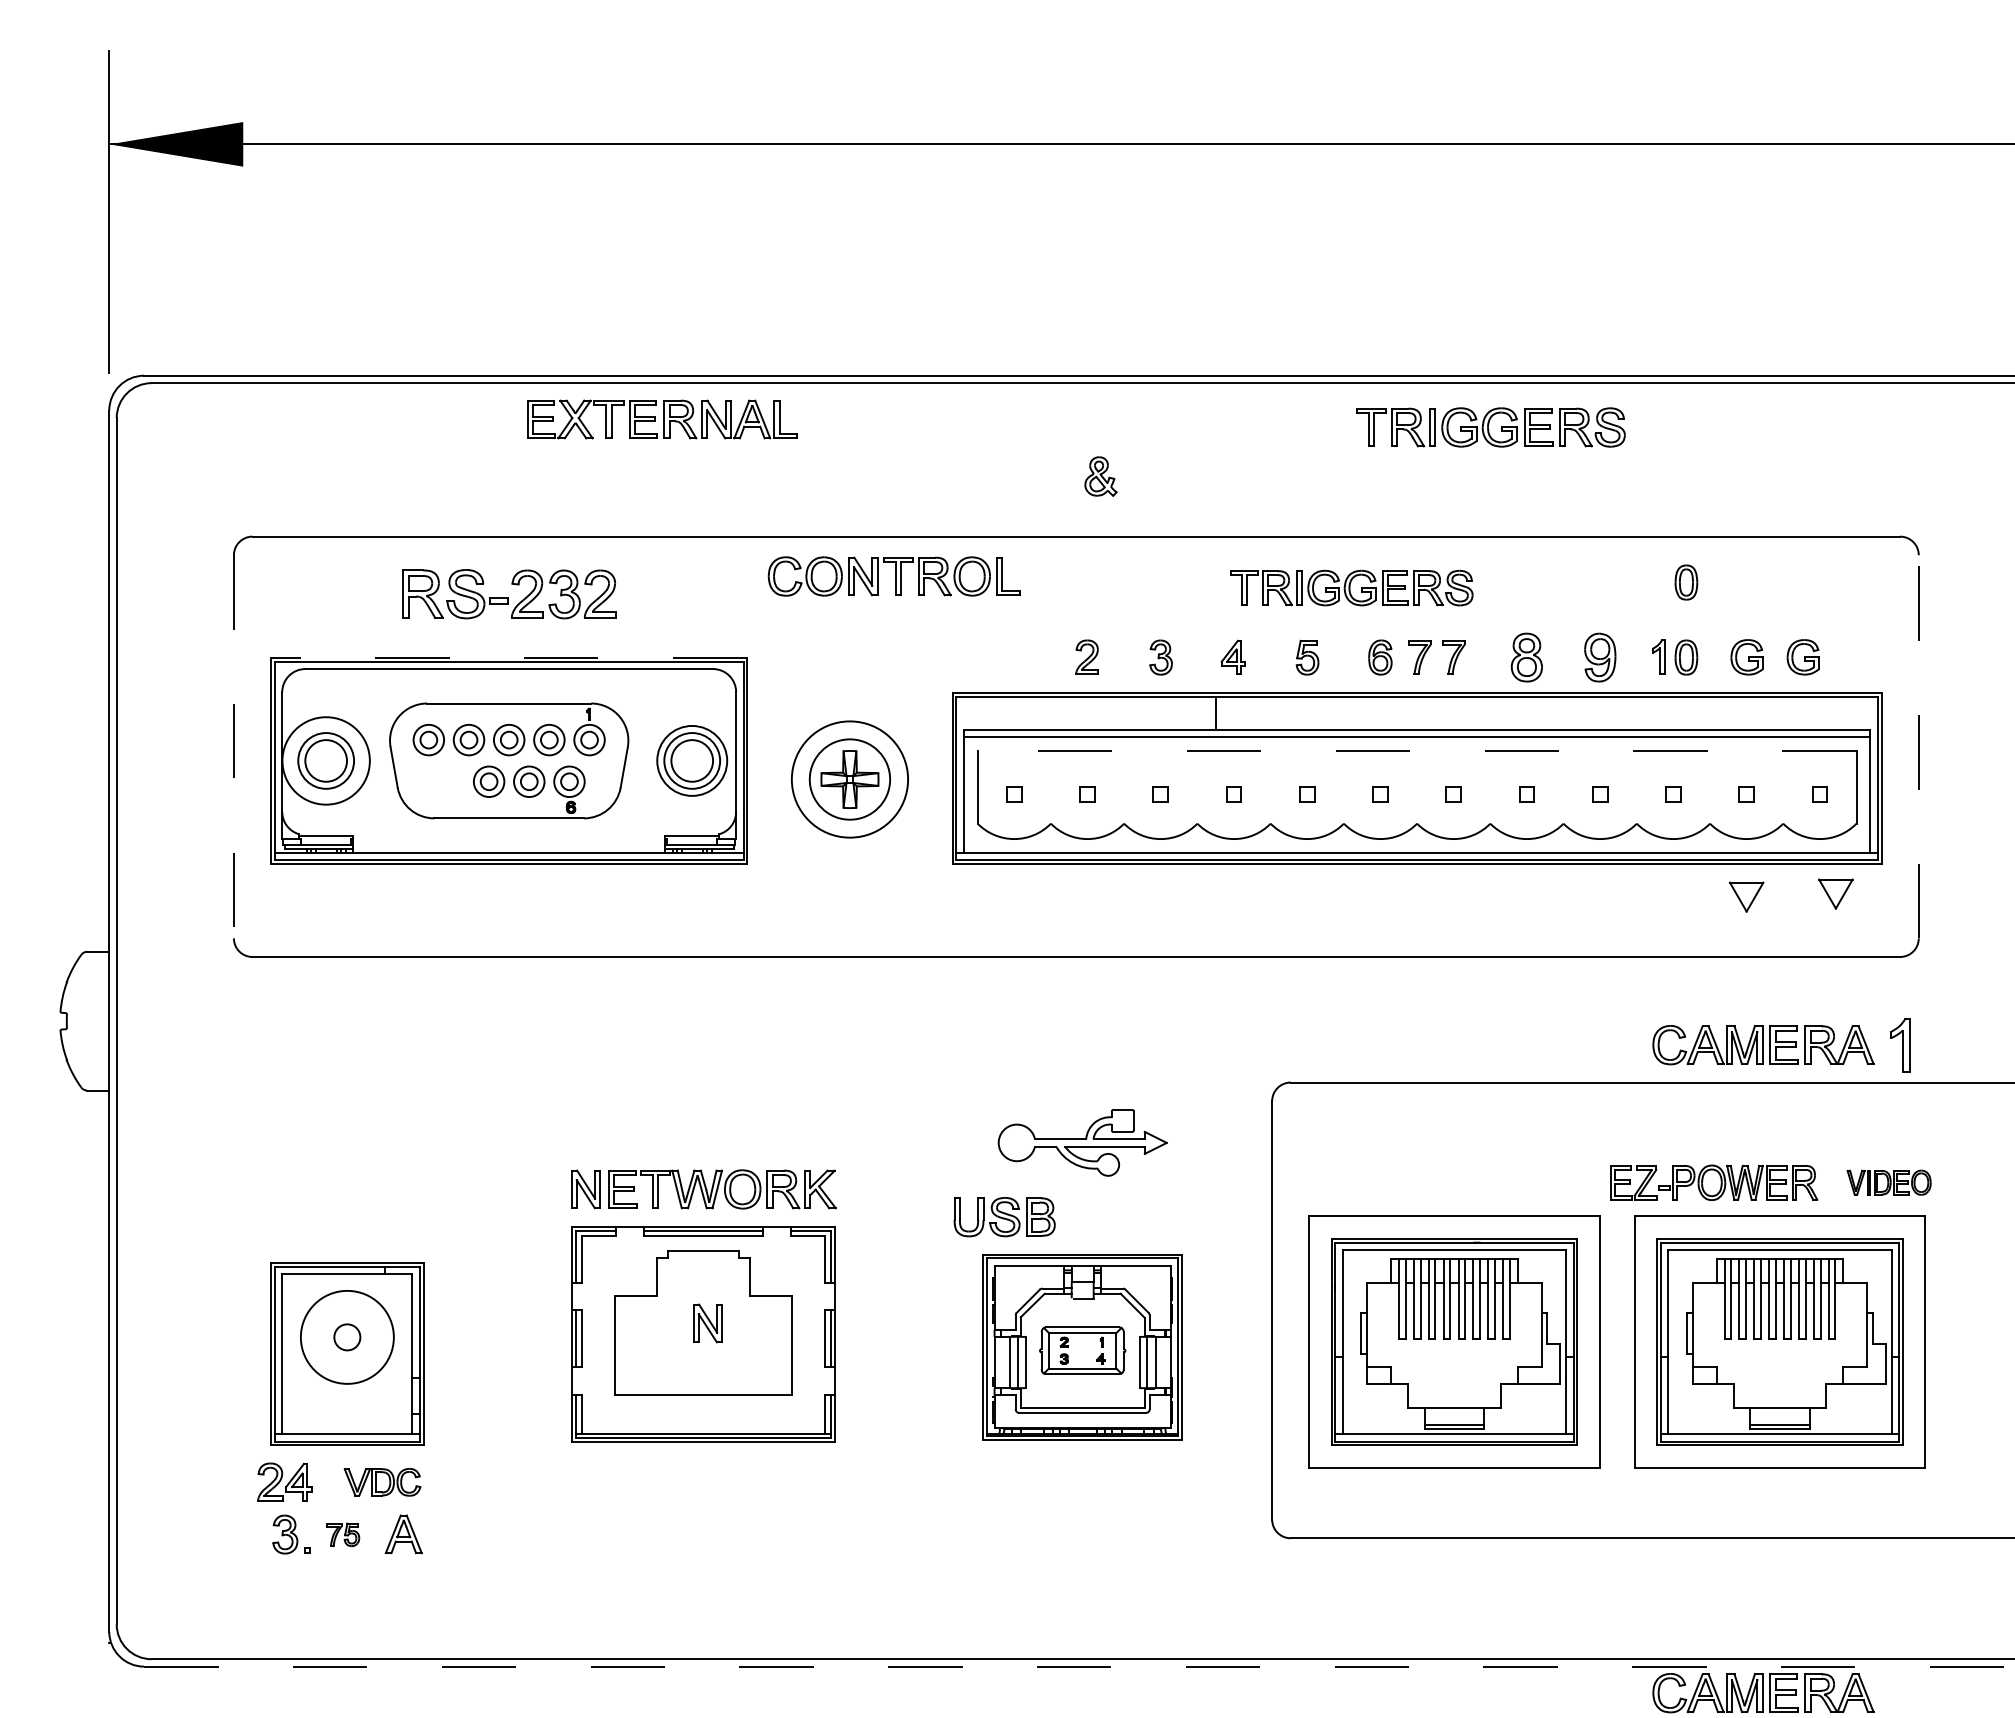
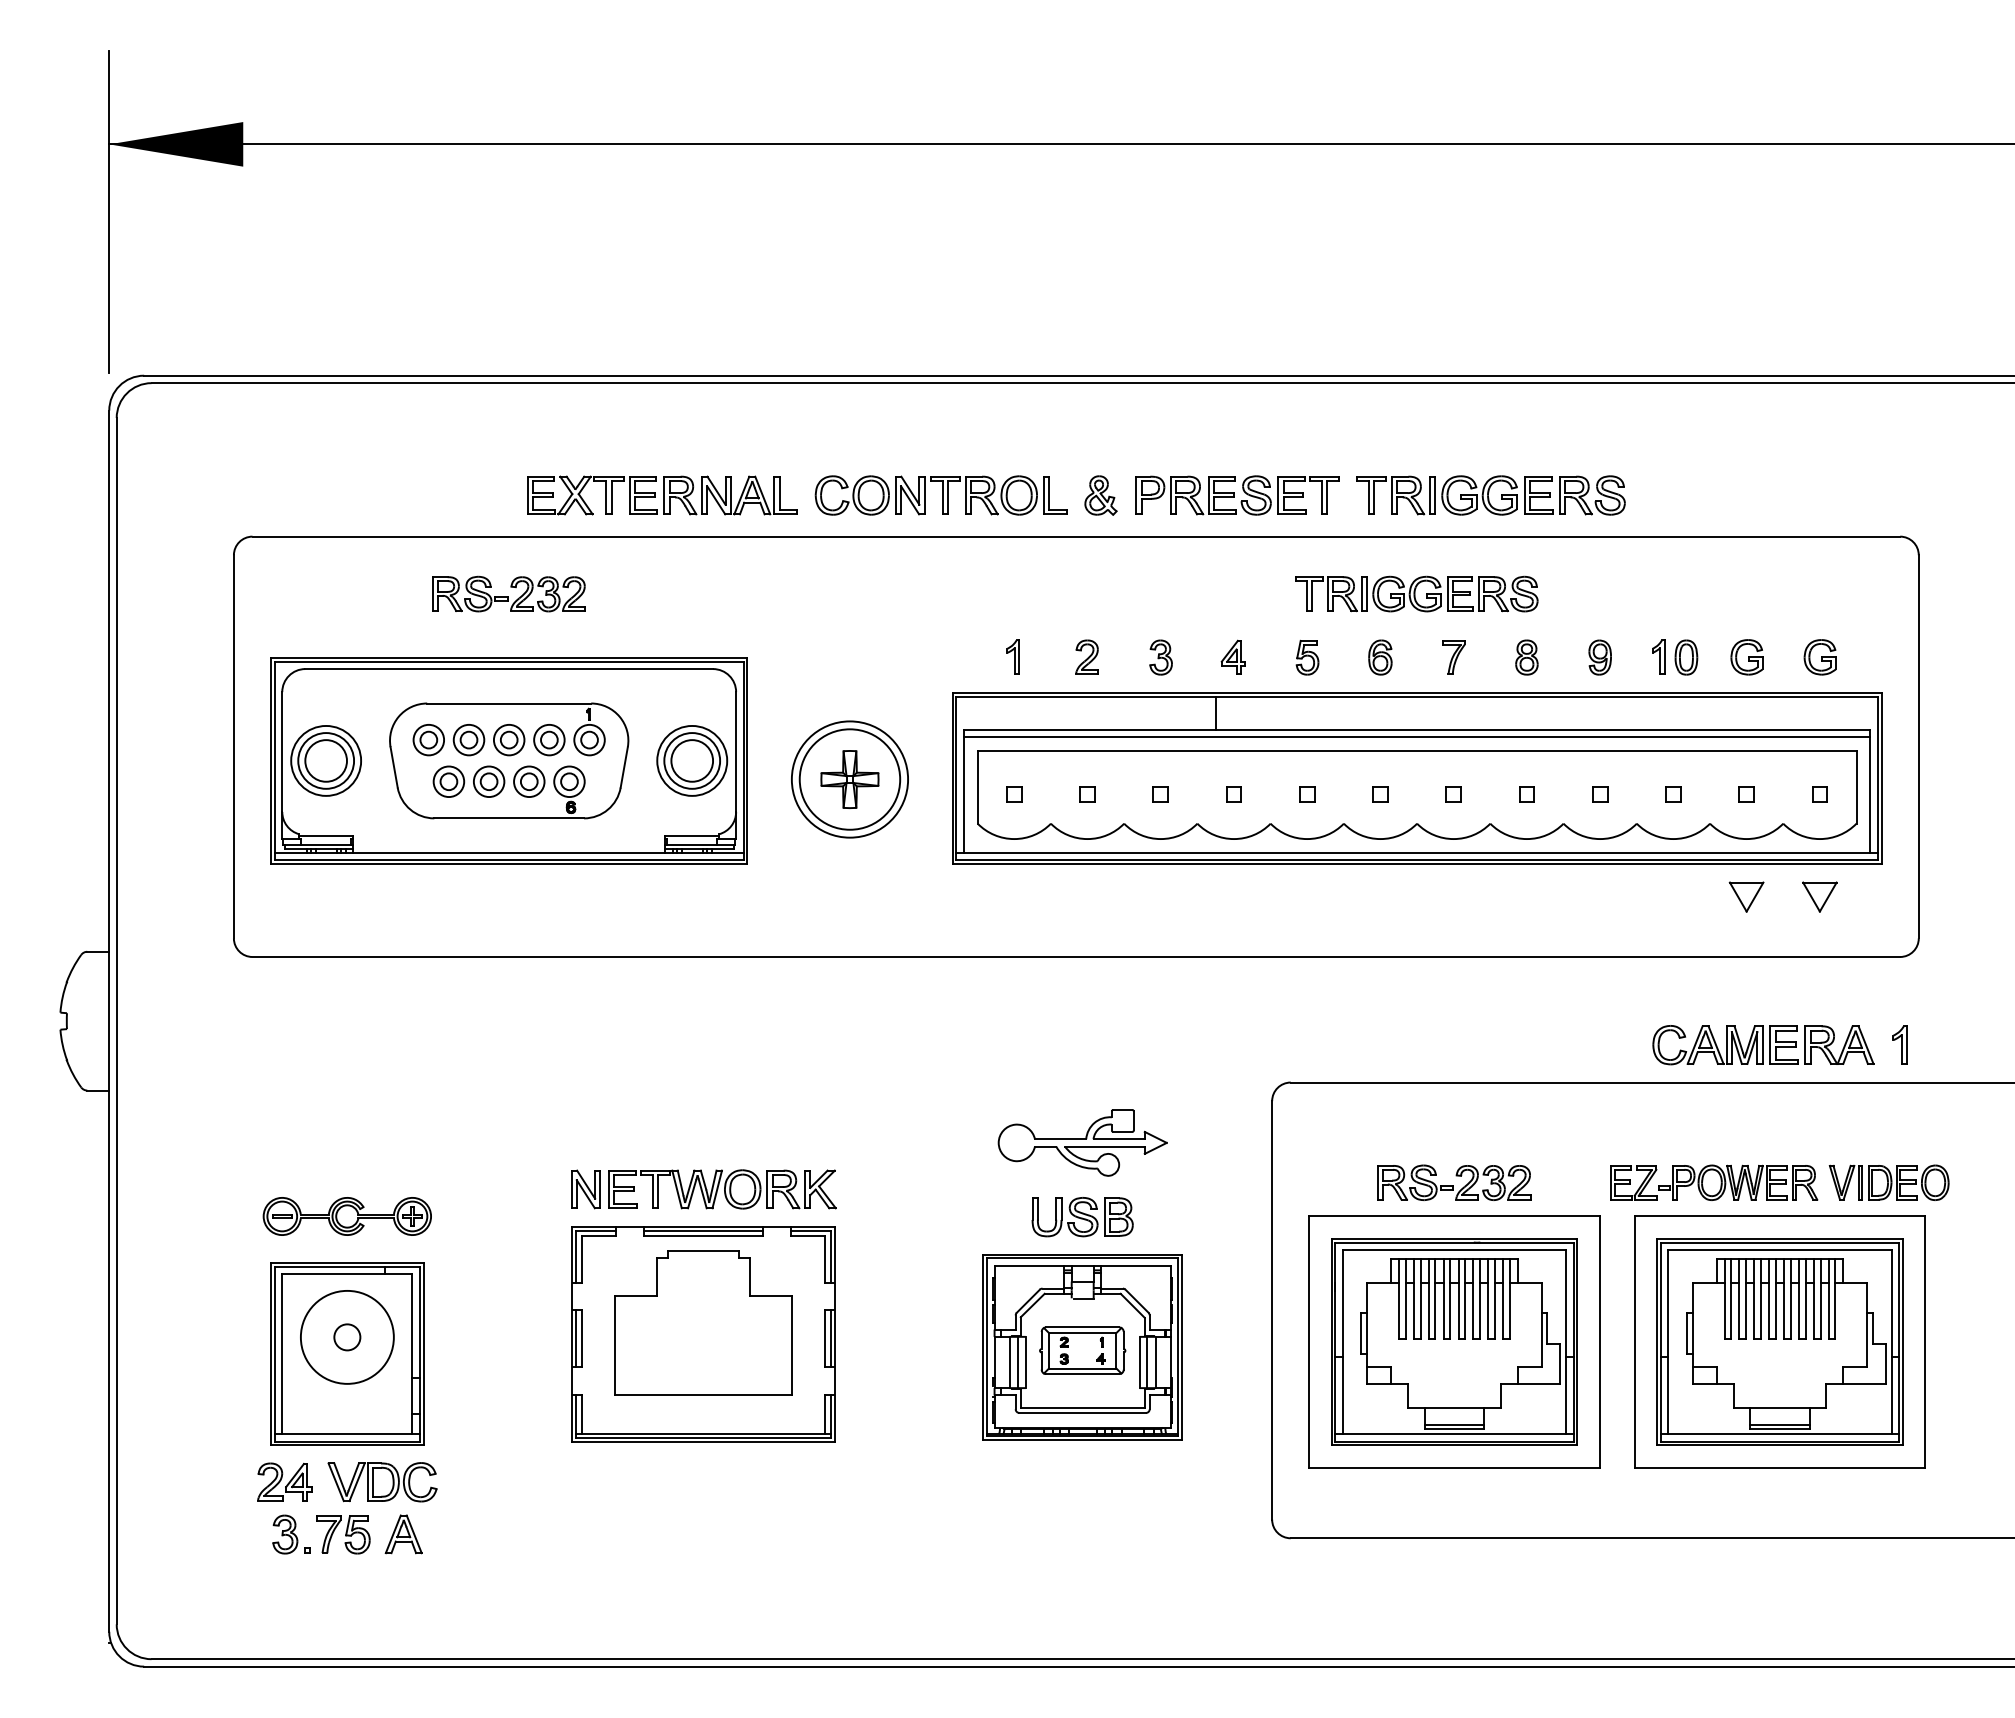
part position: (662, 419) -> (662, 495) (662, 495)
part position: (1490, 427) -> (1490, 495) (1490, 495)
part position: (1100, 476) -> (1100, 495) (1100, 495)
part: none -> present (1237, 495)
part position: (893, 576) -> (940, 495) (940, 495)
part: present -> none (1686, 582)
part position: (1351, 587) -> (1416, 593) (1416, 593)
part size: 215x51 px -> 154x38 px (508, 593)
part: none -> present (1012, 656)
line: dashed -> solid (508, 657)
part: present -> none (1419, 657)
part size: 33x51 px -> 24x37 px (1526, 657)
part size: 33x51 px -> 24x37 px (1599, 657)
part position: (1802, 657) -> (1819, 657) (1819, 657)
line: dashed -> solid (233, 746)
line: dashed -> solid (1918, 746)
line: dashed -> solid (1416, 751)
circle diameter: 87 px -> 70 px (326, 760)
circle diameter: 80 px -> 100 px (849, 779)
part: none -> present (448, 781)
part position: (1835, 893) -> (1819, 896) (1819, 896)
part size: 21x55 px -> 16x40 px (1899, 1044)
part: none -> present (1454, 1182)
part size: 86x27 px -> 122x37 px (1888, 1182)
part: none -> present (346, 1216)
part position: (1004, 1217) -> (1082, 1217) (1082, 1217)
part: present -> none (707, 1323)
part size: 79x29 px -> 111x41 px (382, 1482)
part size: 35x25 px -> 55x40 px (343, 1534)
line: dashed -> solid (1079, 1666)
part: present -> none (1763, 1693)
